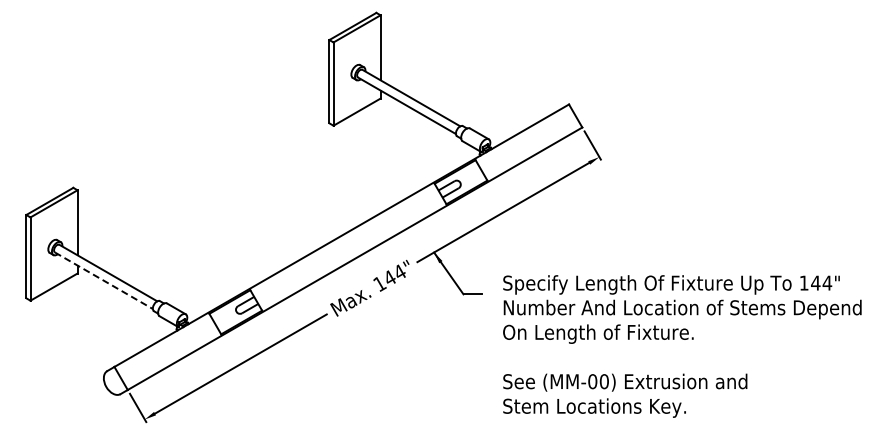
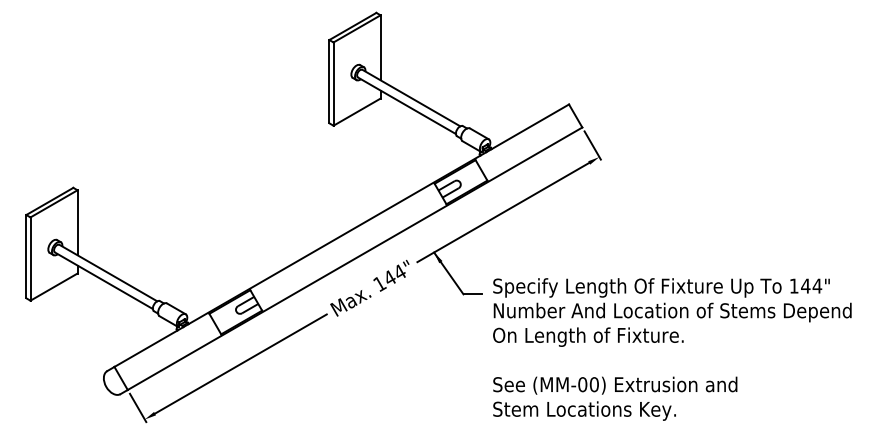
line: dashed -> solid (103, 280)
text position: (682, 346) -> (672, 349) (672, 349)
